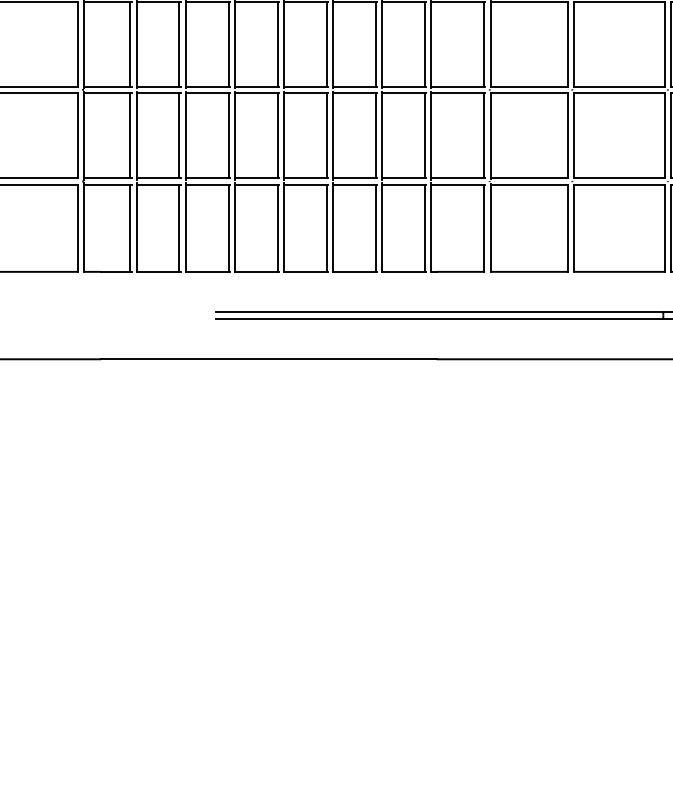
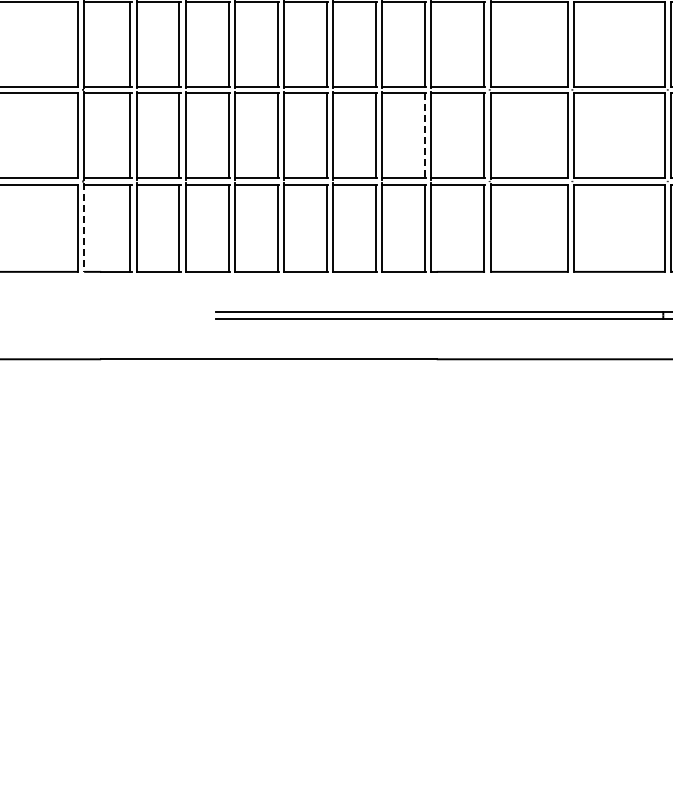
line: solid -> dashed (424, 135)
line: solid -> dashed (84, 228)
